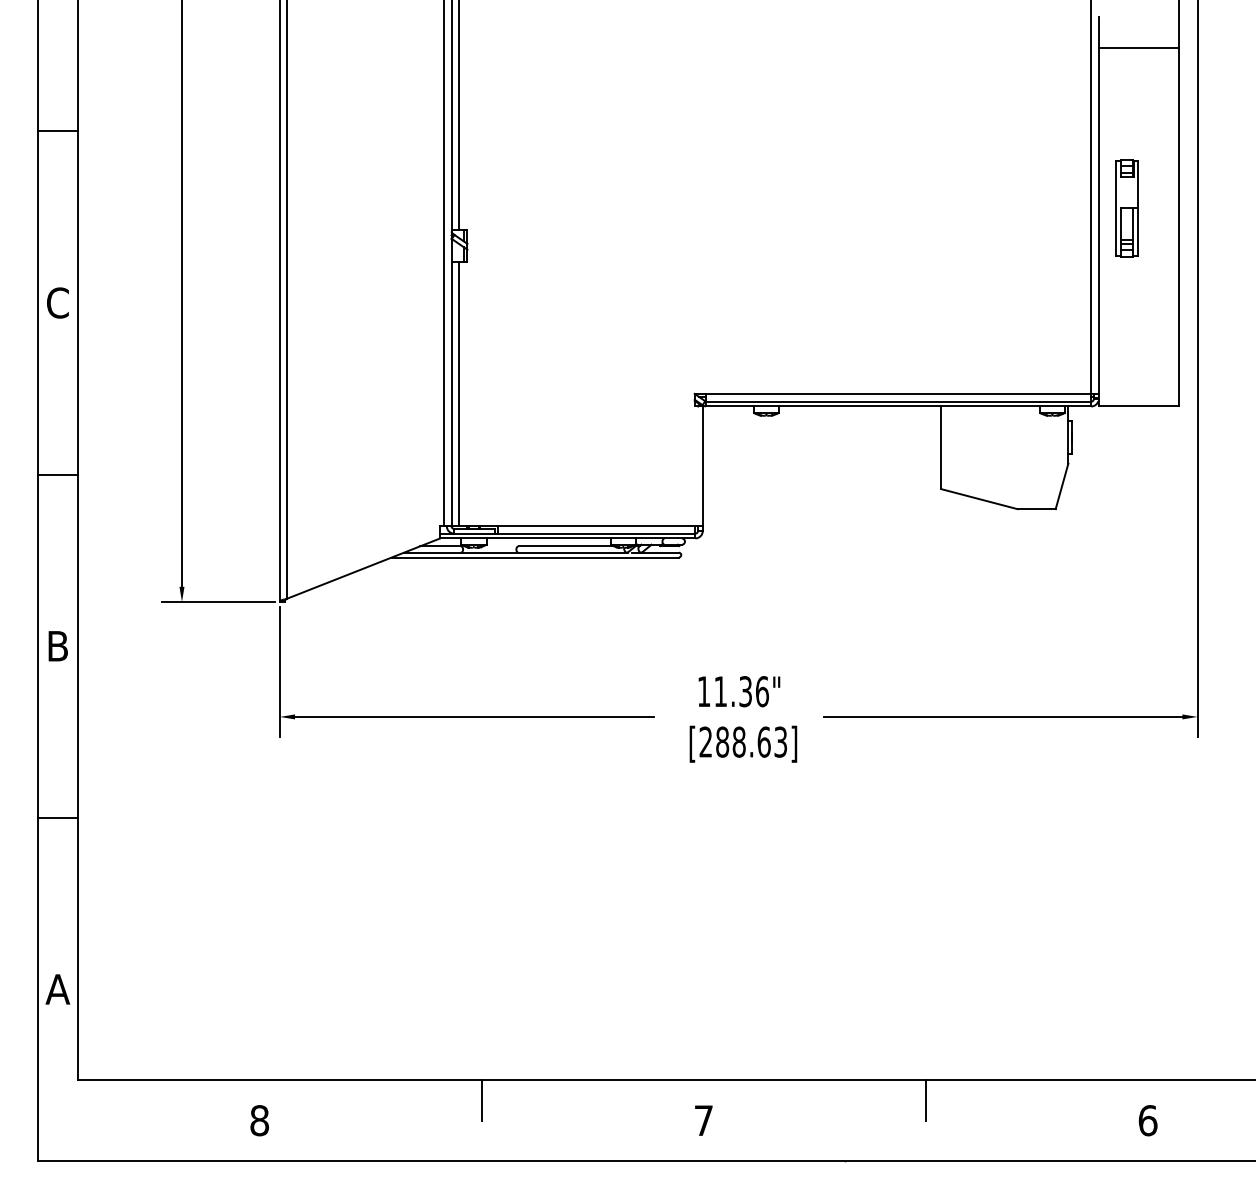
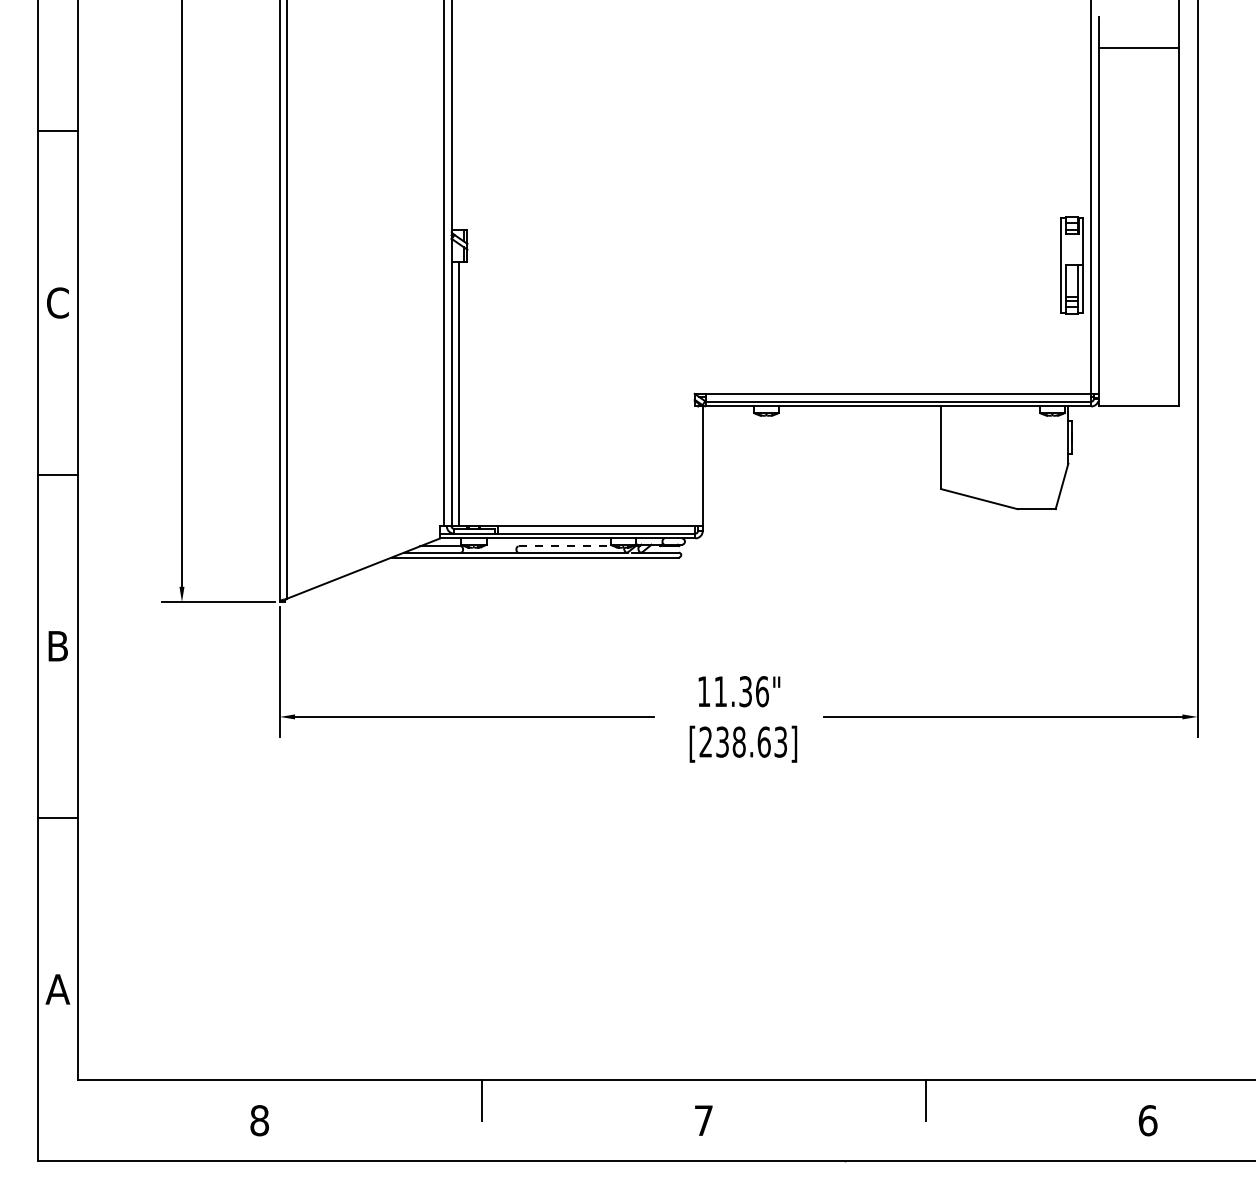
line: present -> none (458, 116)
part position: (1126, 208) -> (1071, 265) (1071, 265)
line: solid -> dashed (566, 546)
text: [288.63] -> [238.63] (722, 741)
